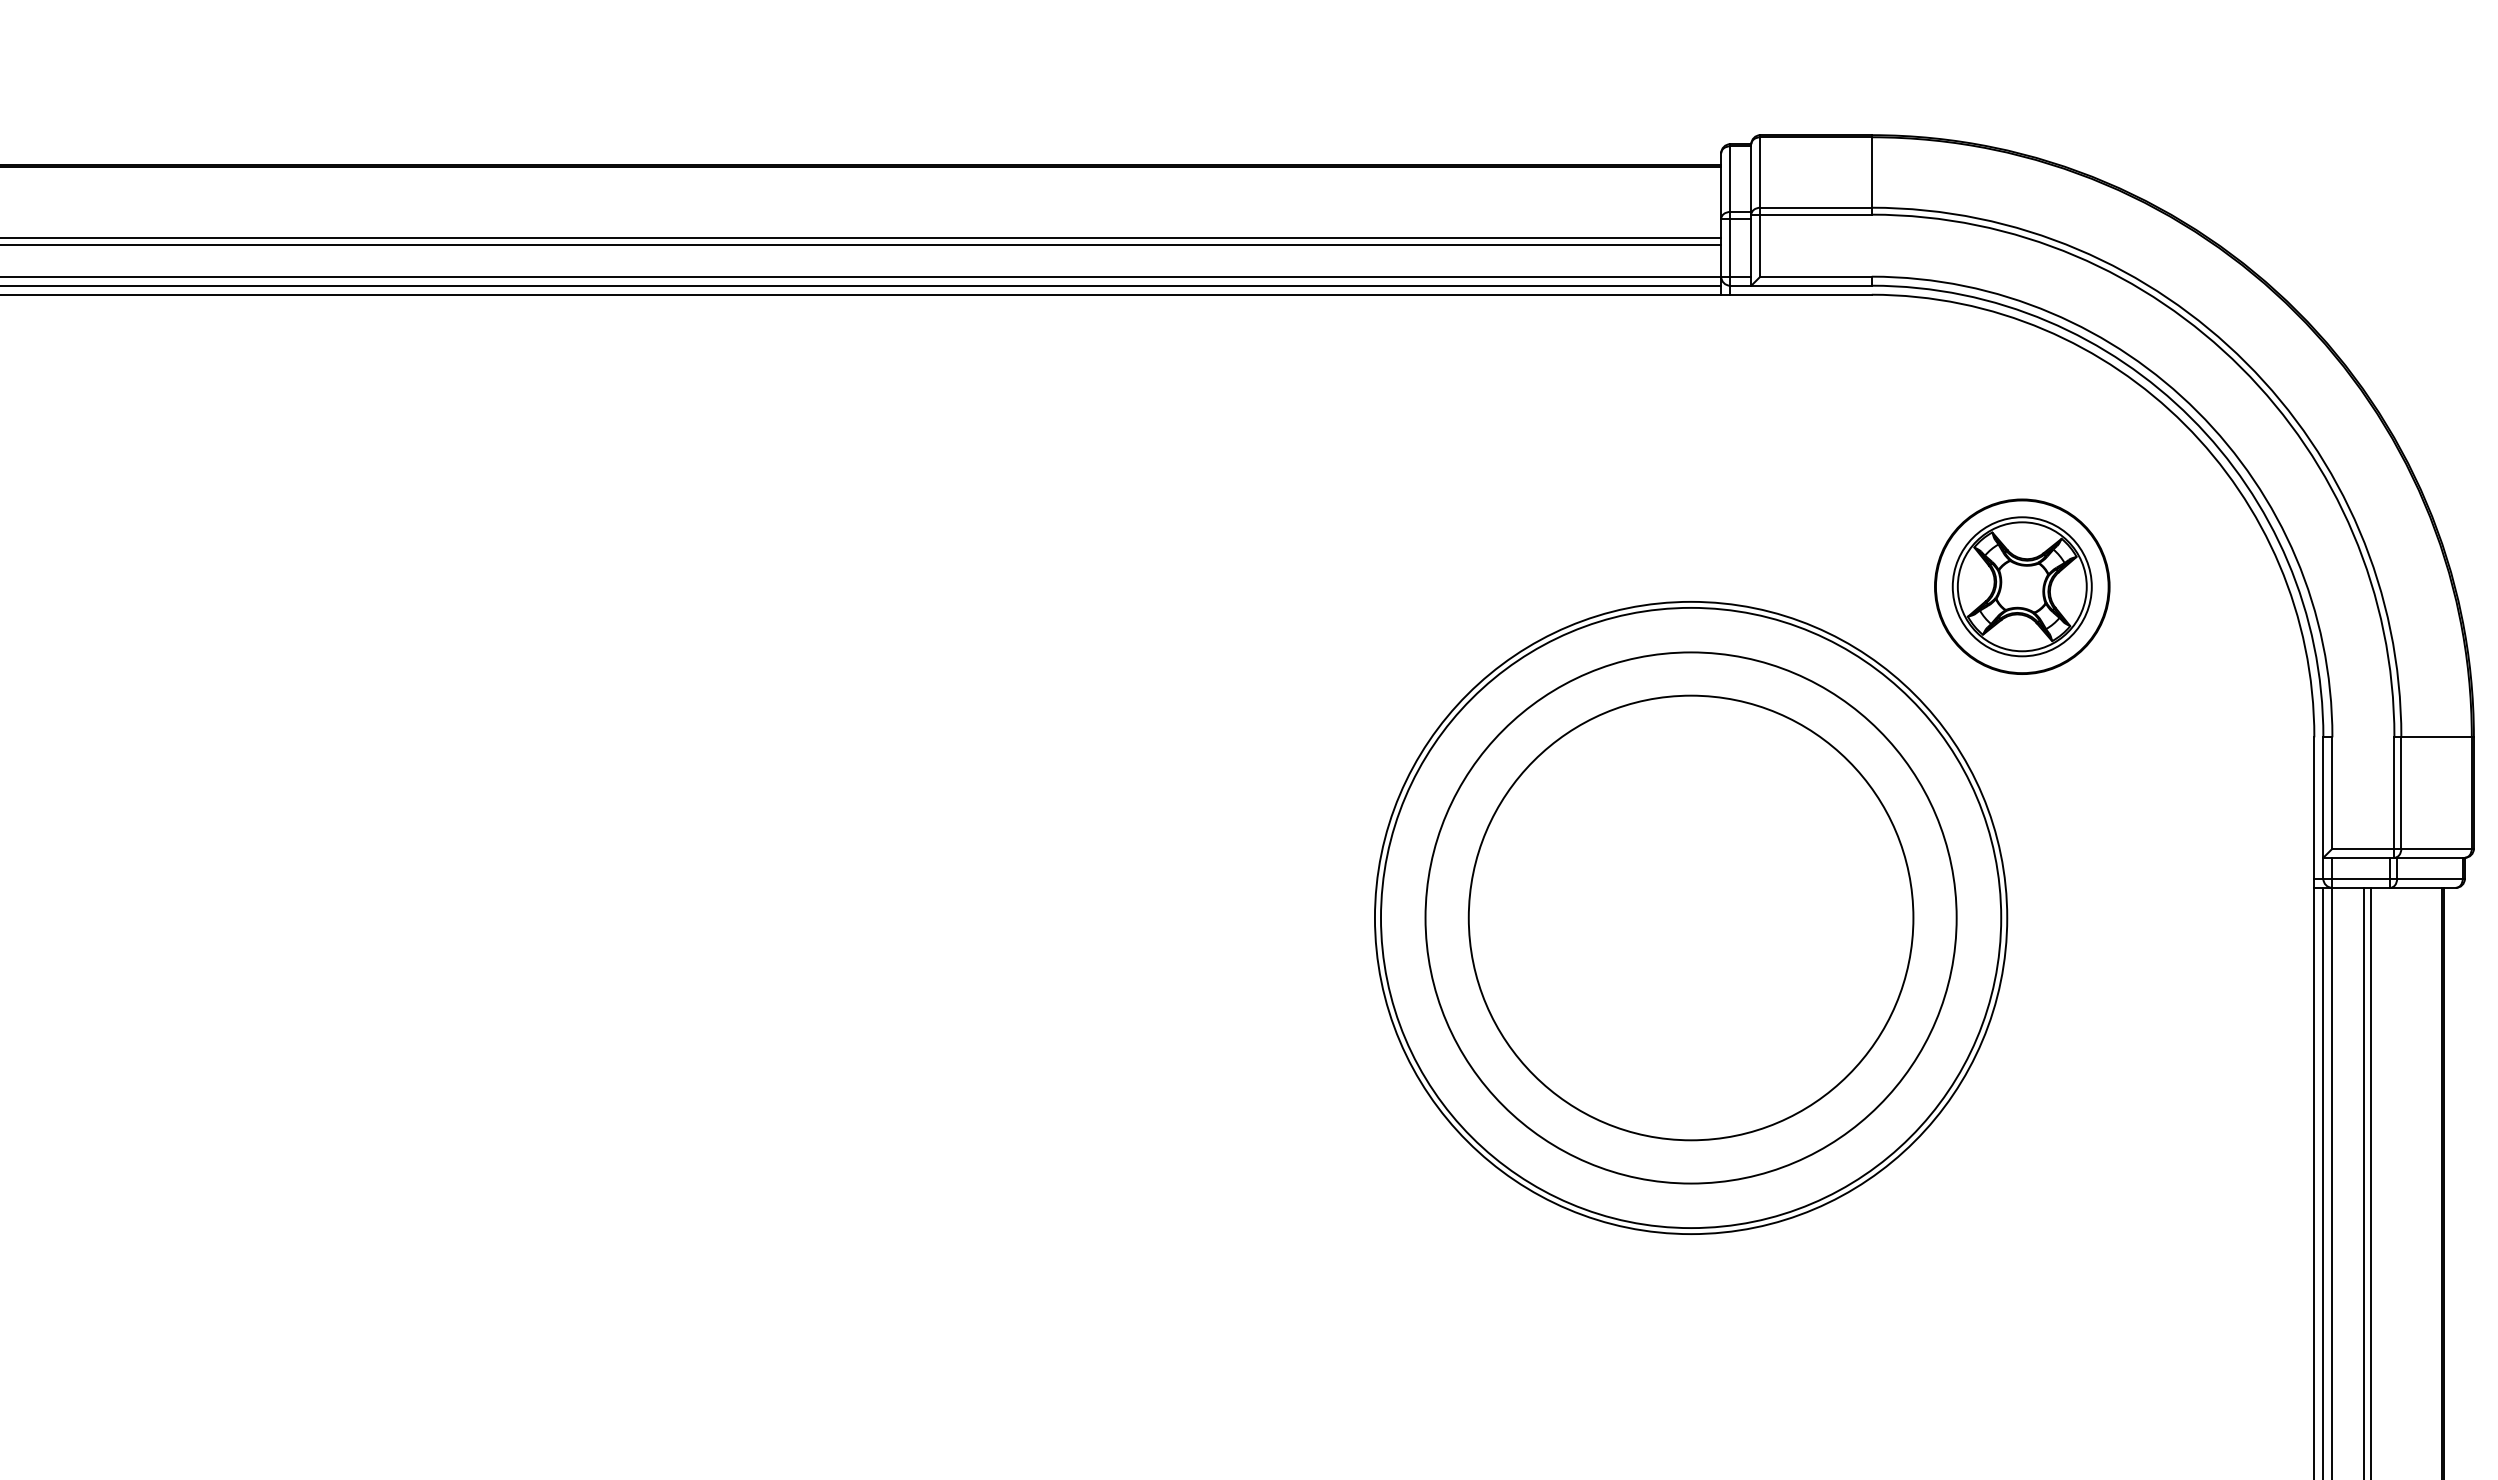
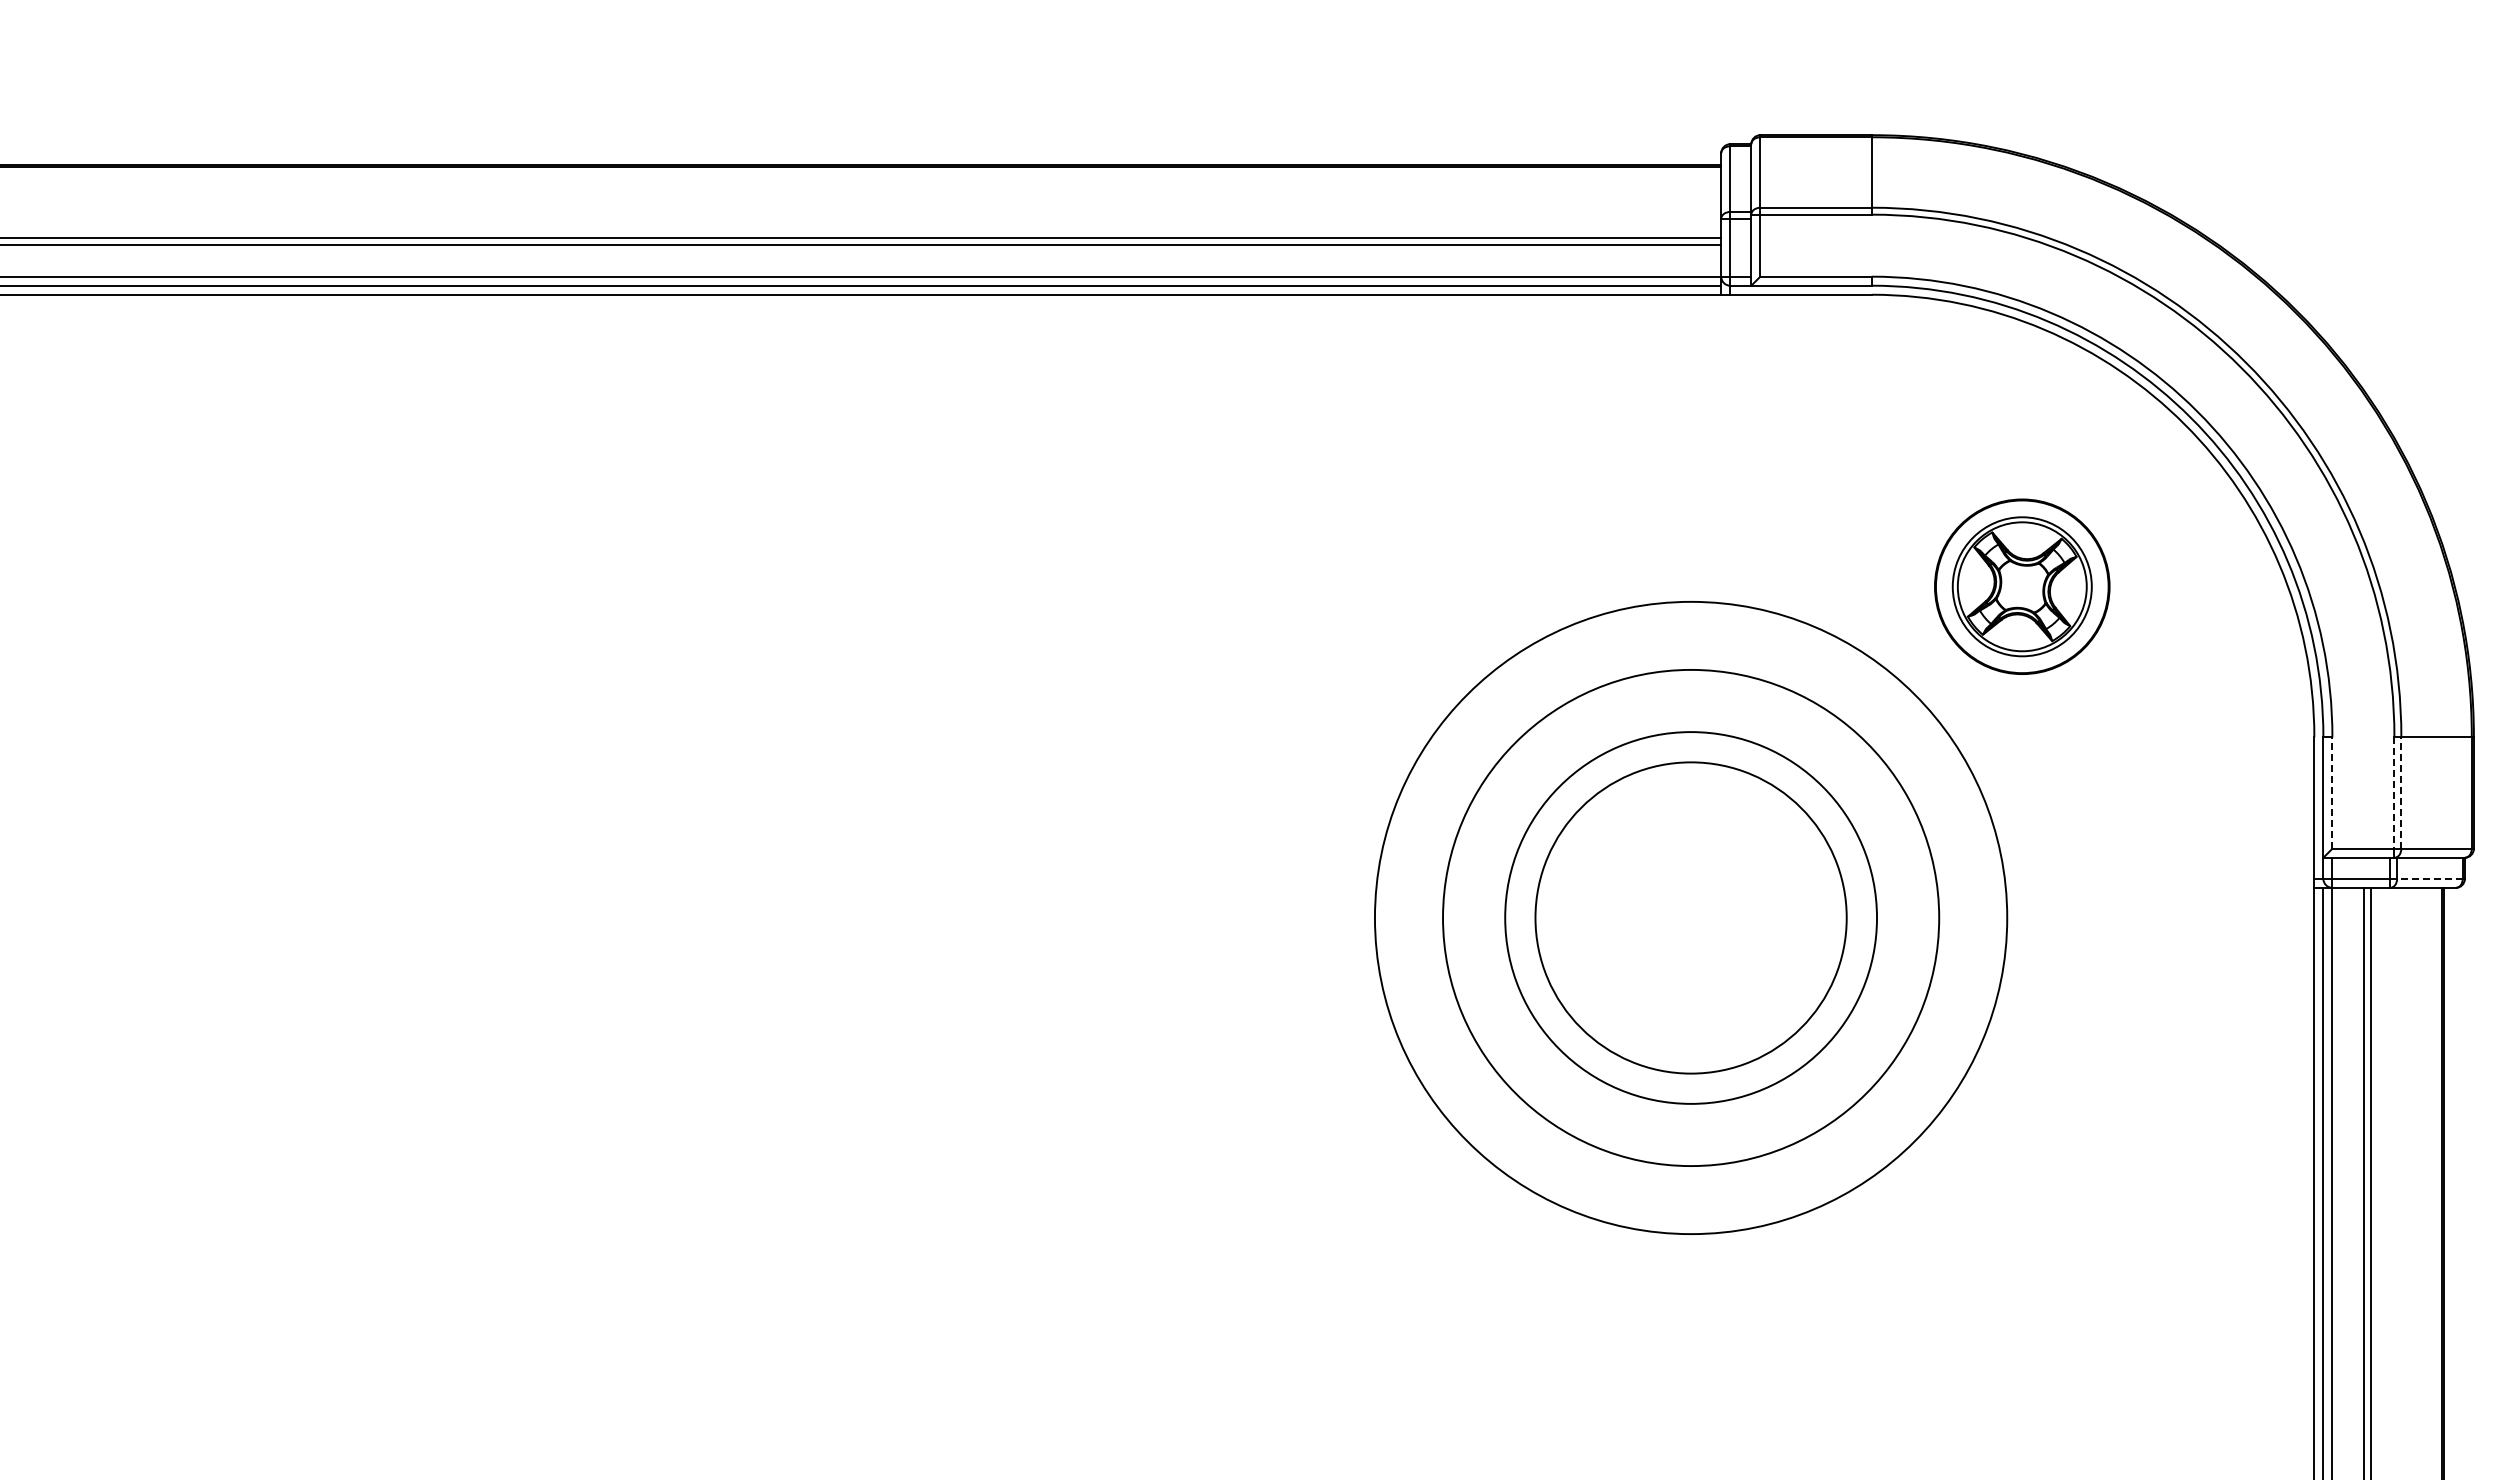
line: solid -> dashed (2332, 793)
line: solid -> dashed (2394, 793)
line: solid -> dashed (2401, 793)
line: solid -> dashed (2429, 878)
circle diameter: 445 px -> 311 px (1690, 917)
circle diameter: 531 px -> 372 px (1691, 917)
circle diameter: 620 px -> 496 px (1691, 917)
